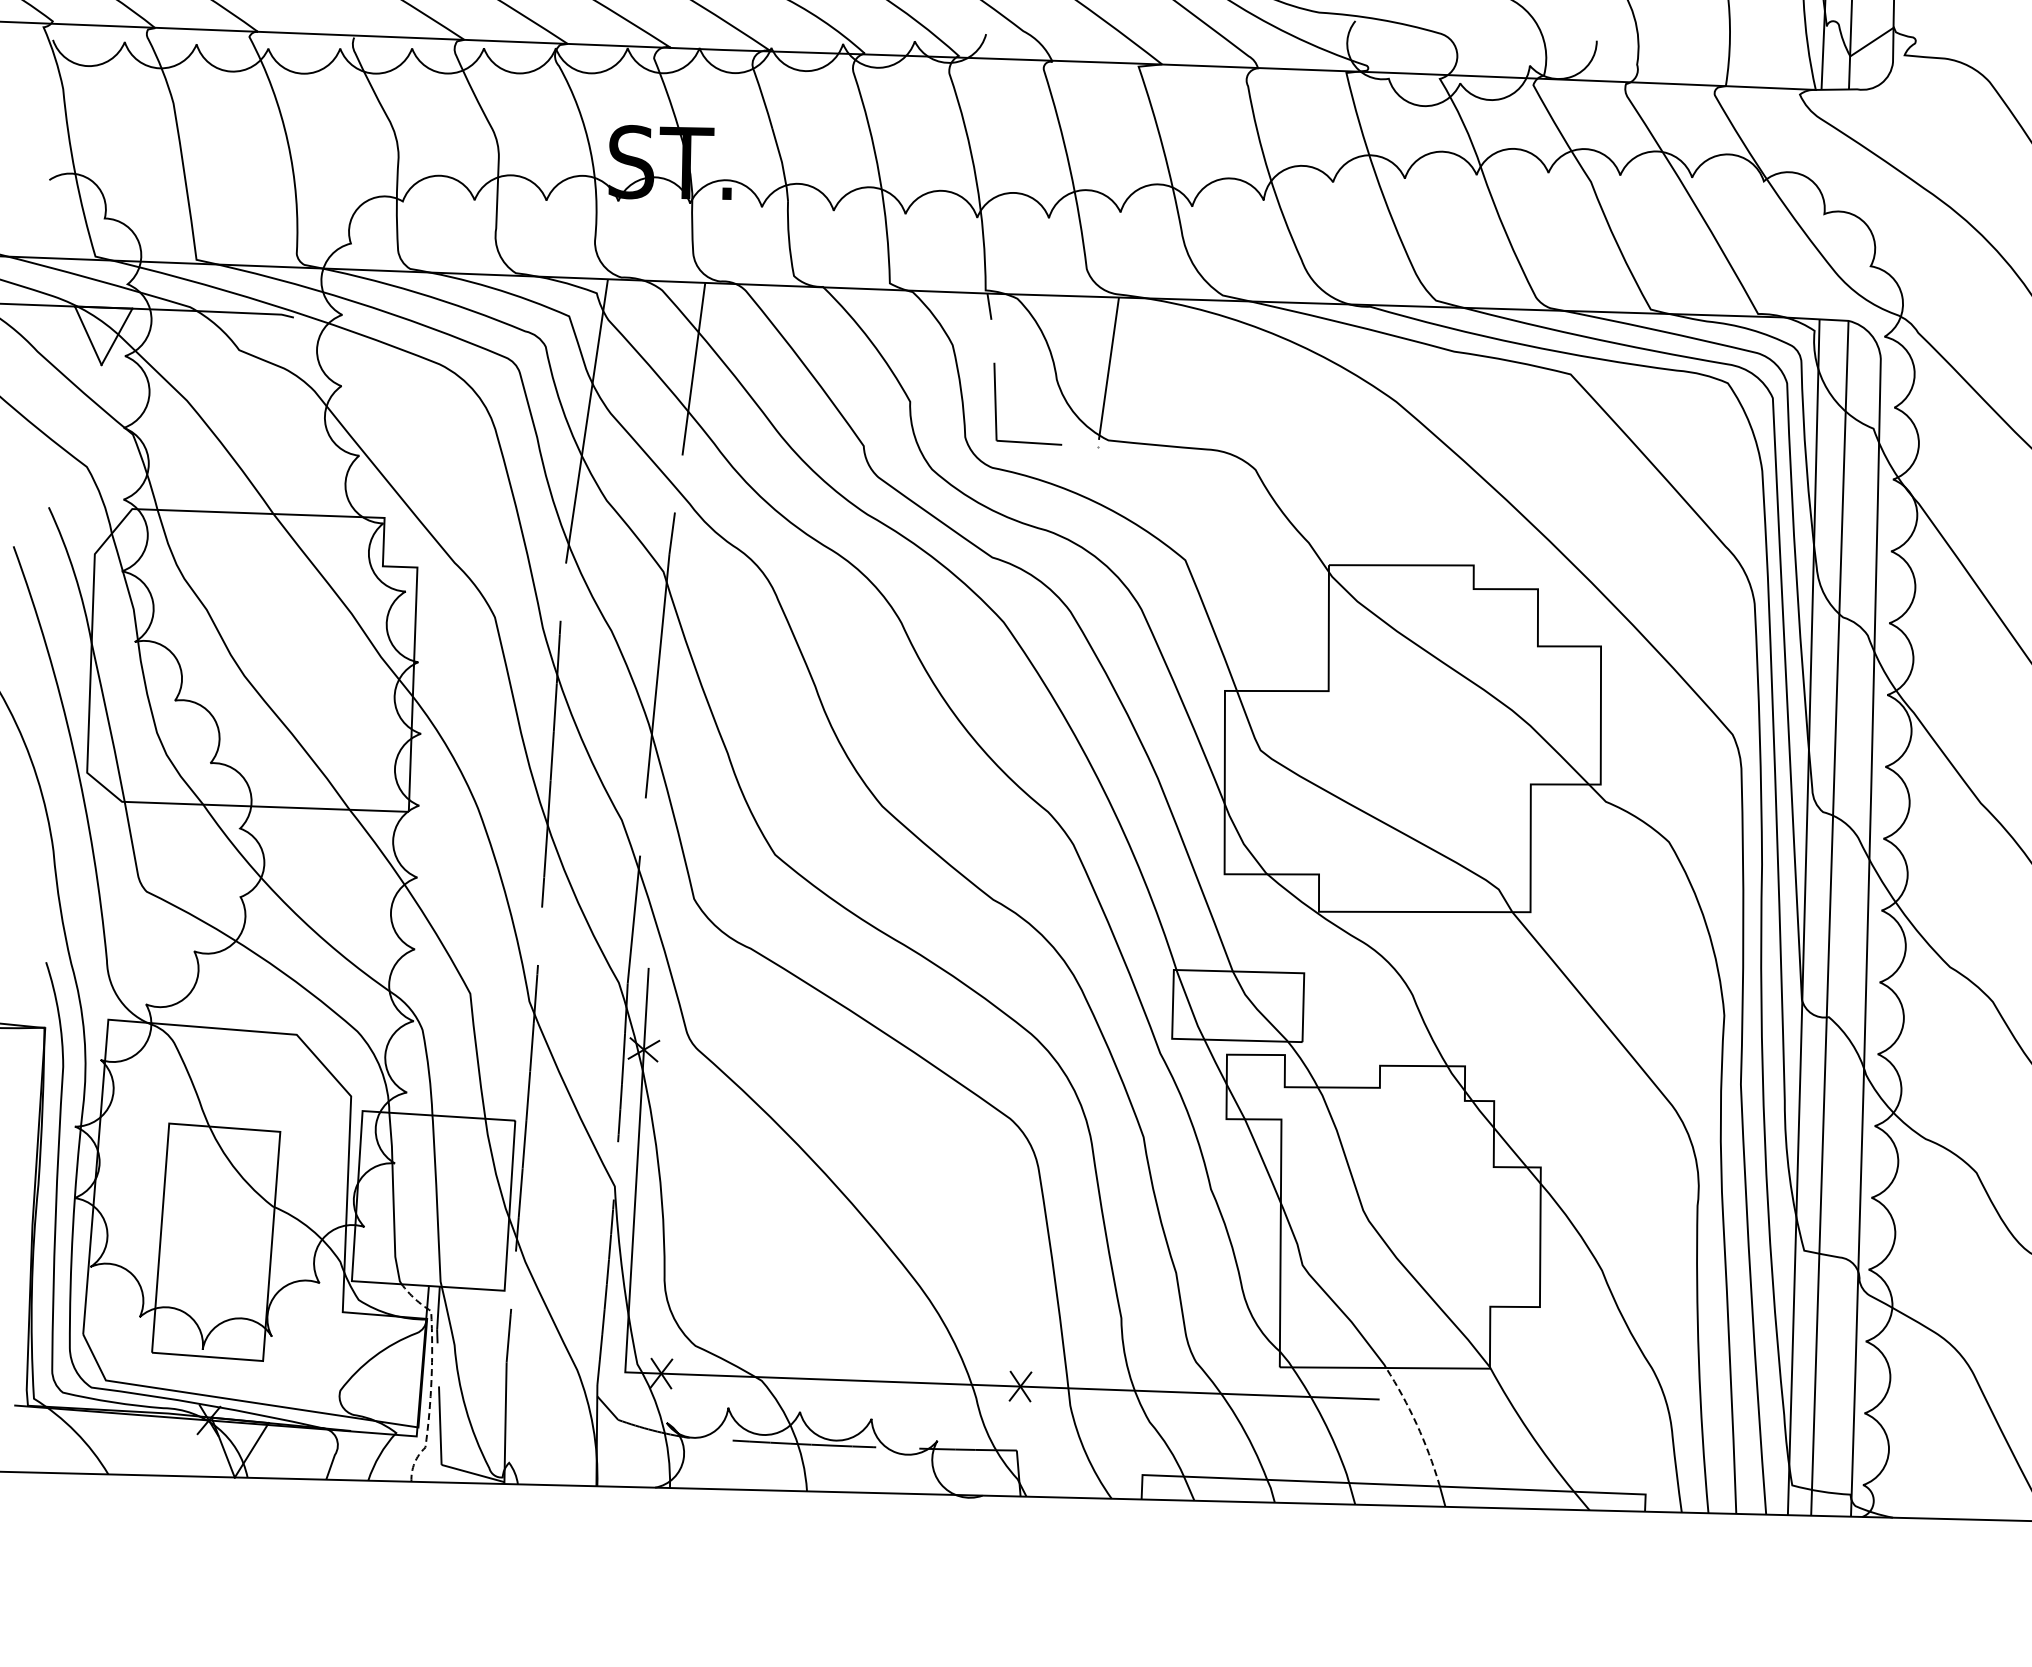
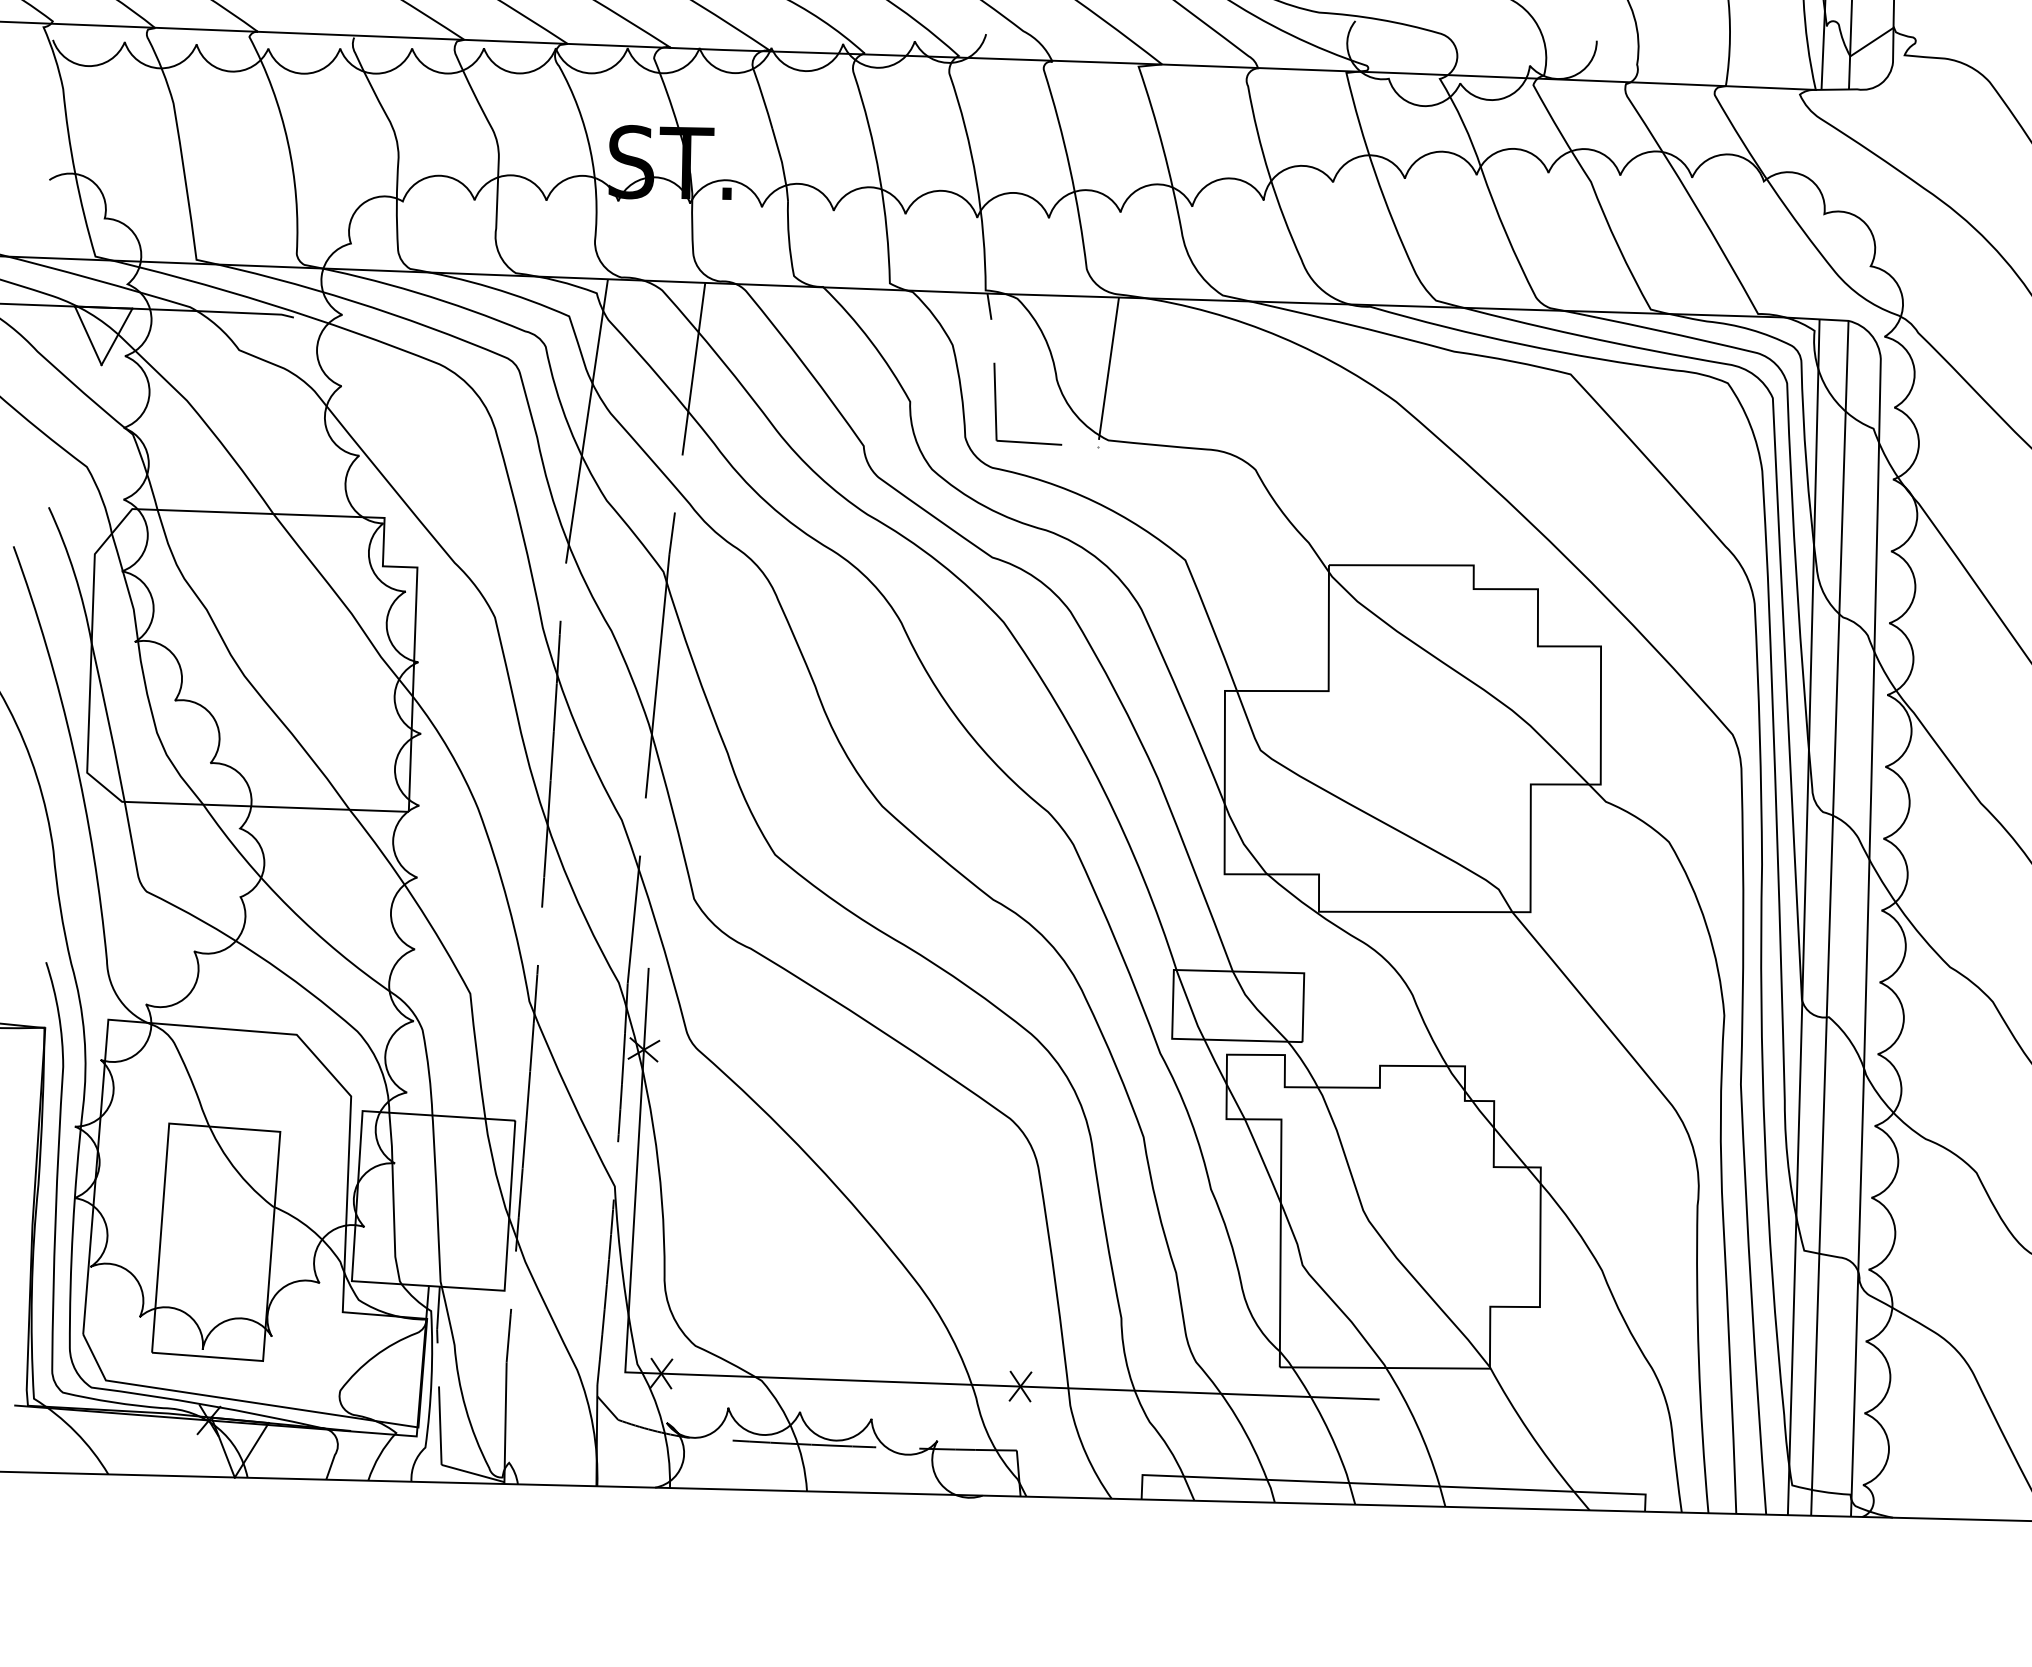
line: dashed -> solid (431, 1379)
line: dashed -> solid (1417, 1425)
